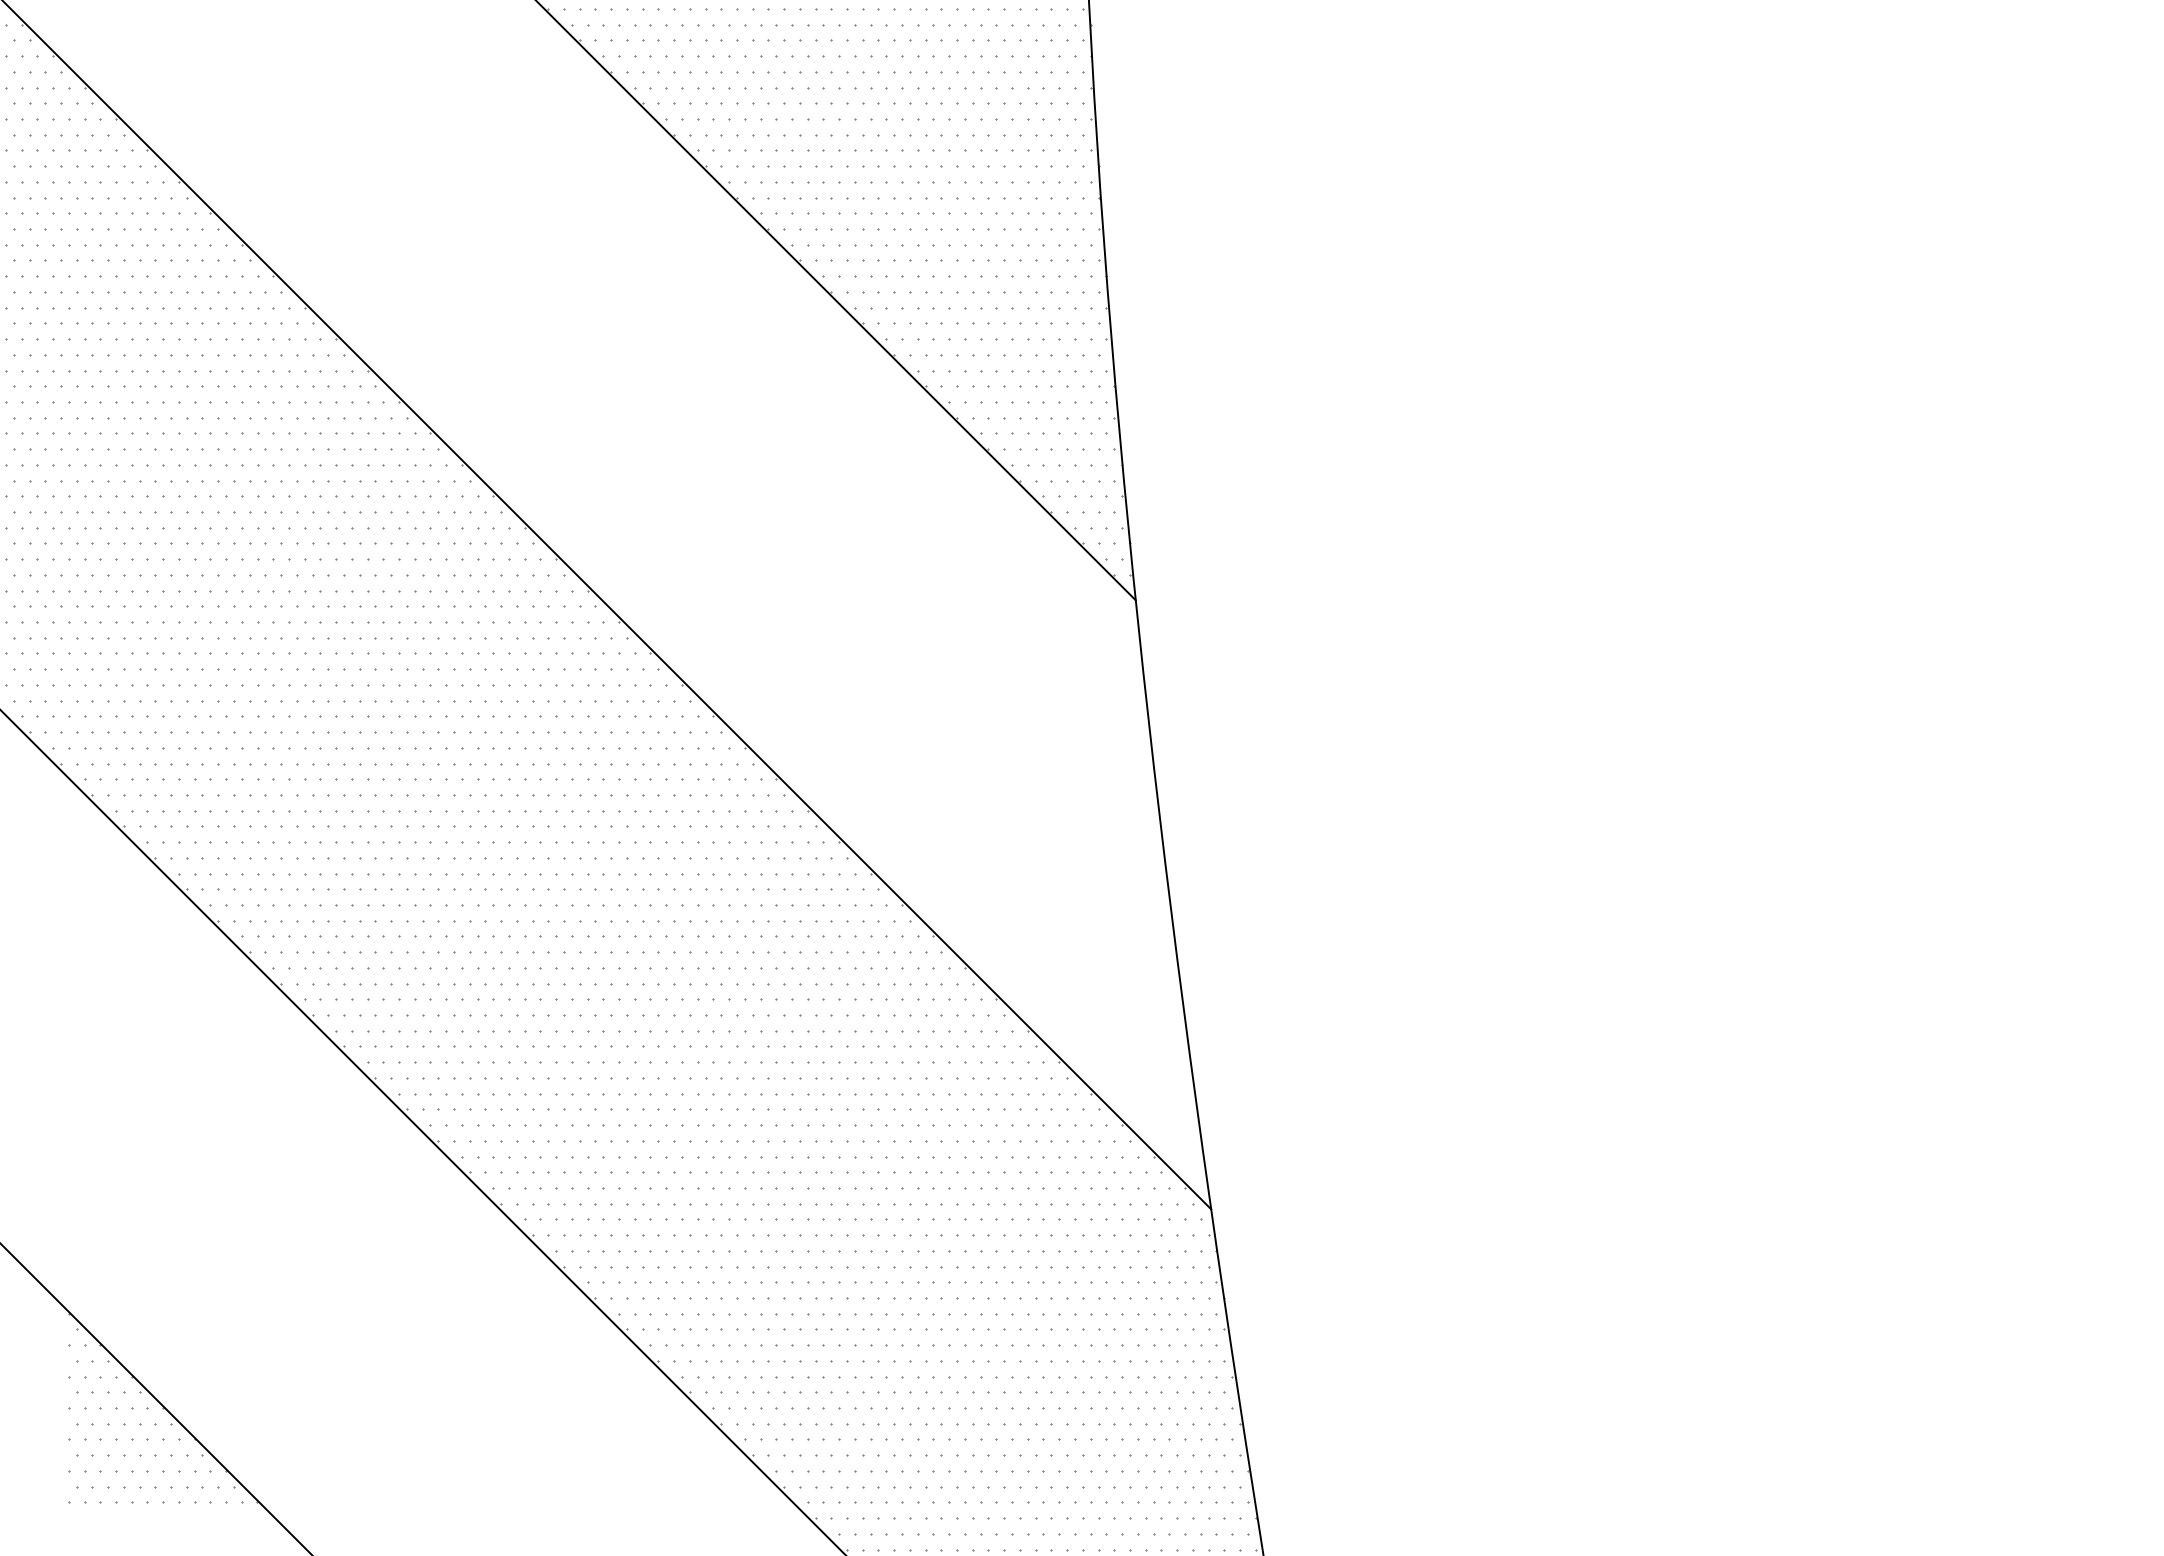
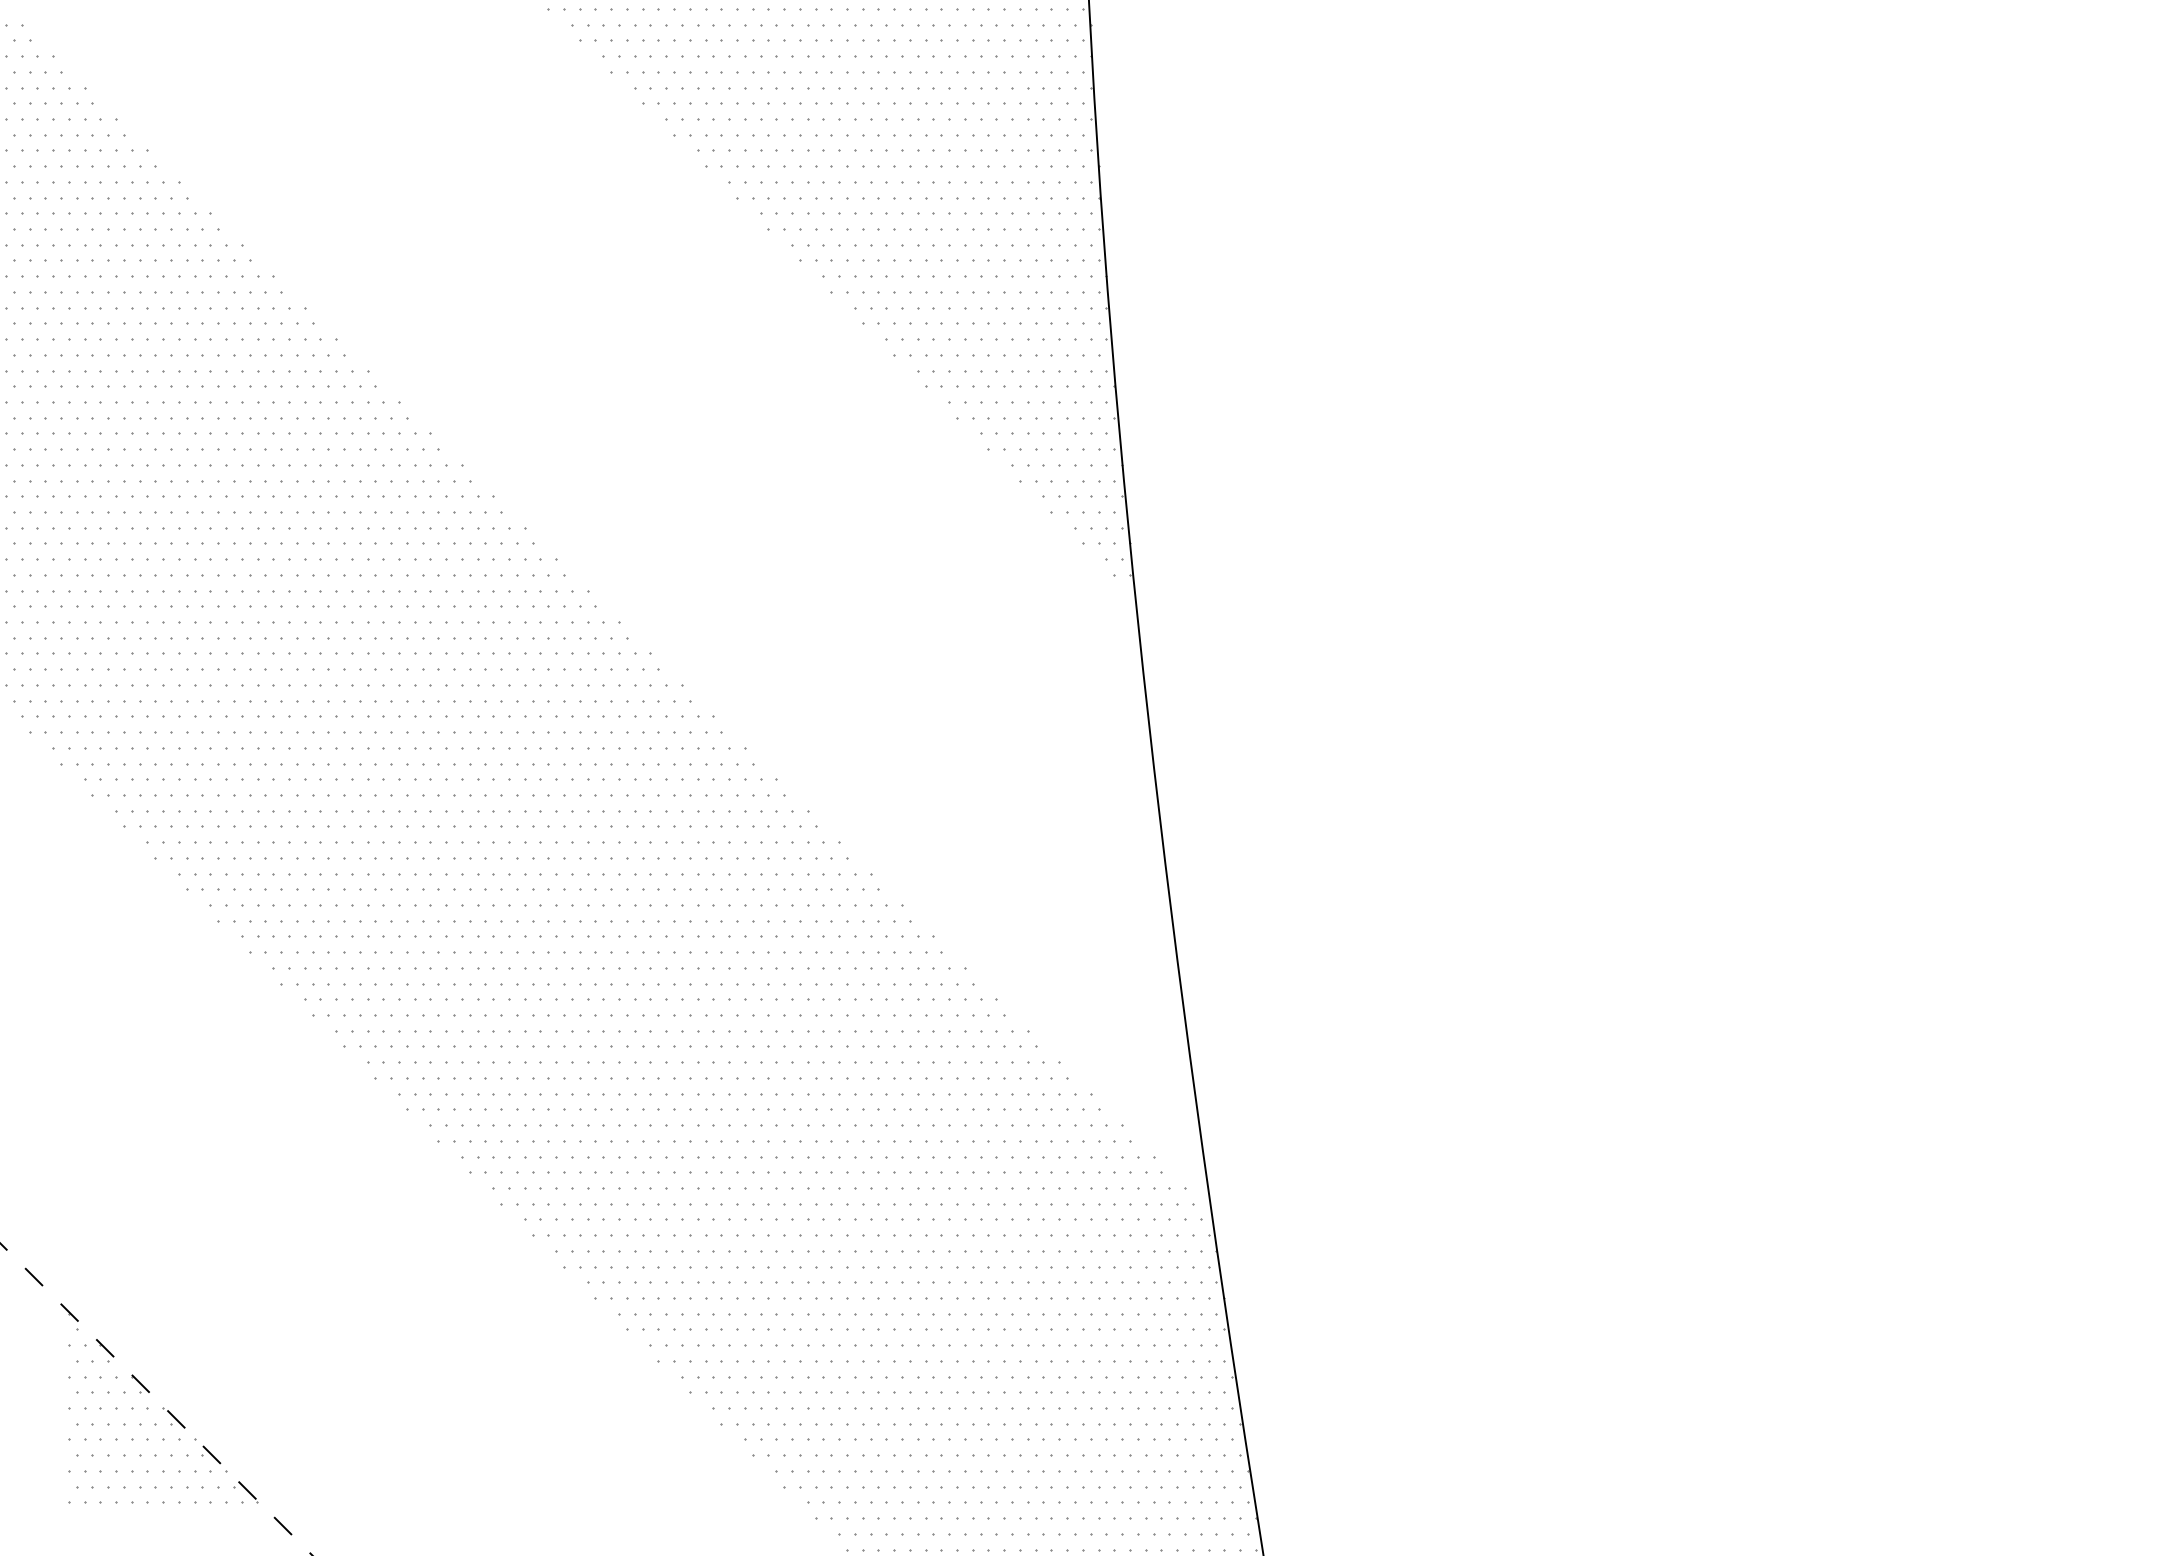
line: present -> none (836, 301)
line: present -> none (607, 605)
line: present -> none (422, 1131)
line: solid -> dashed (156, 1399)
